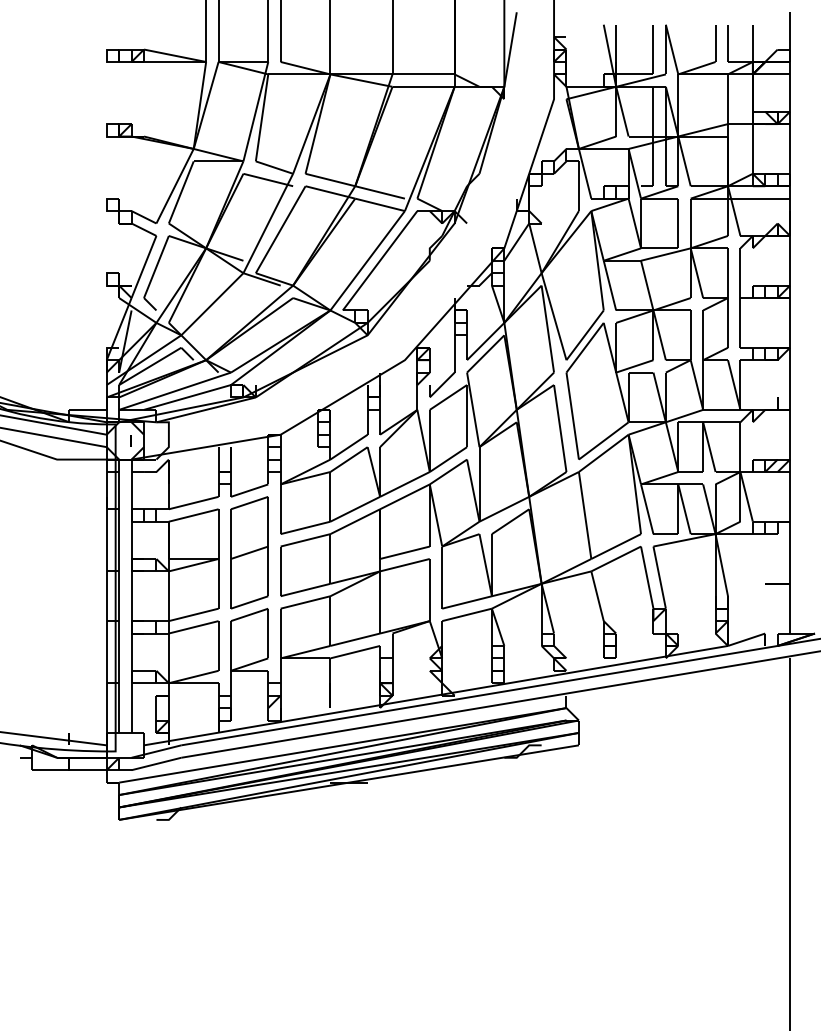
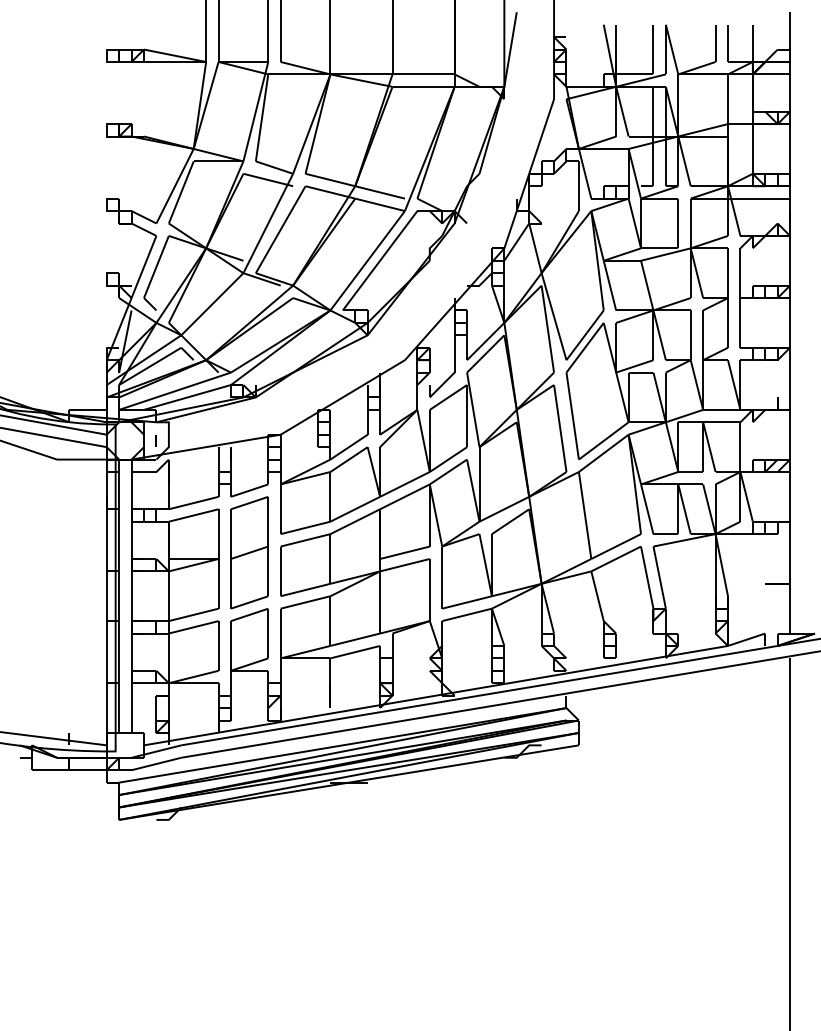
line position: (130, 440) -> (155, 440) (155, 440)
